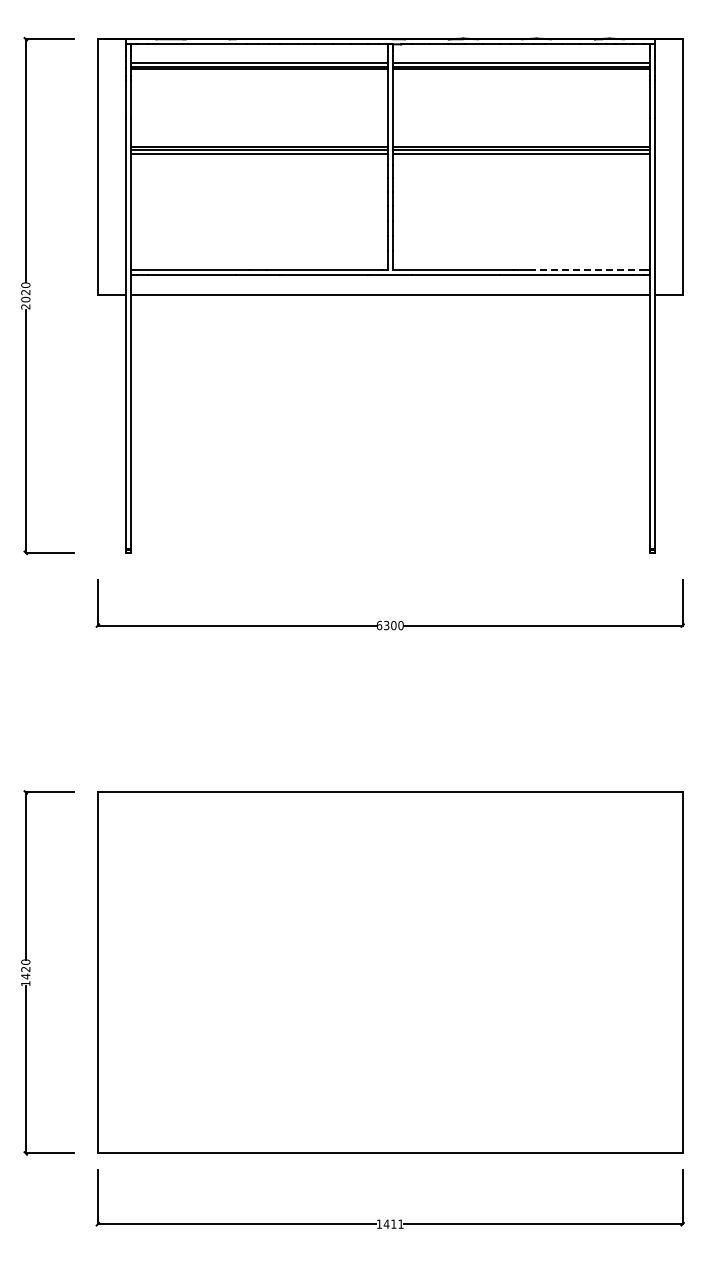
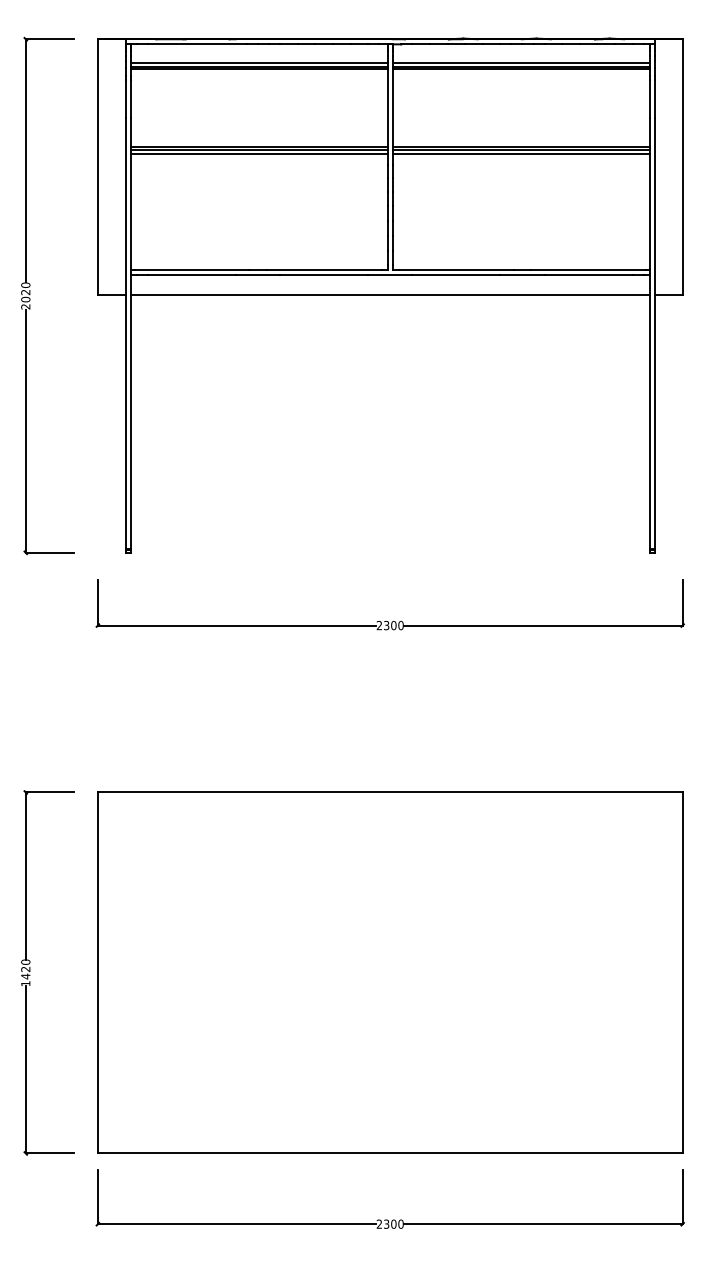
line: dashed -> solid (588, 270)
text: 6300 -> 2300 (379, 625)
text: 1411 -> 2300 (389, 1223)
